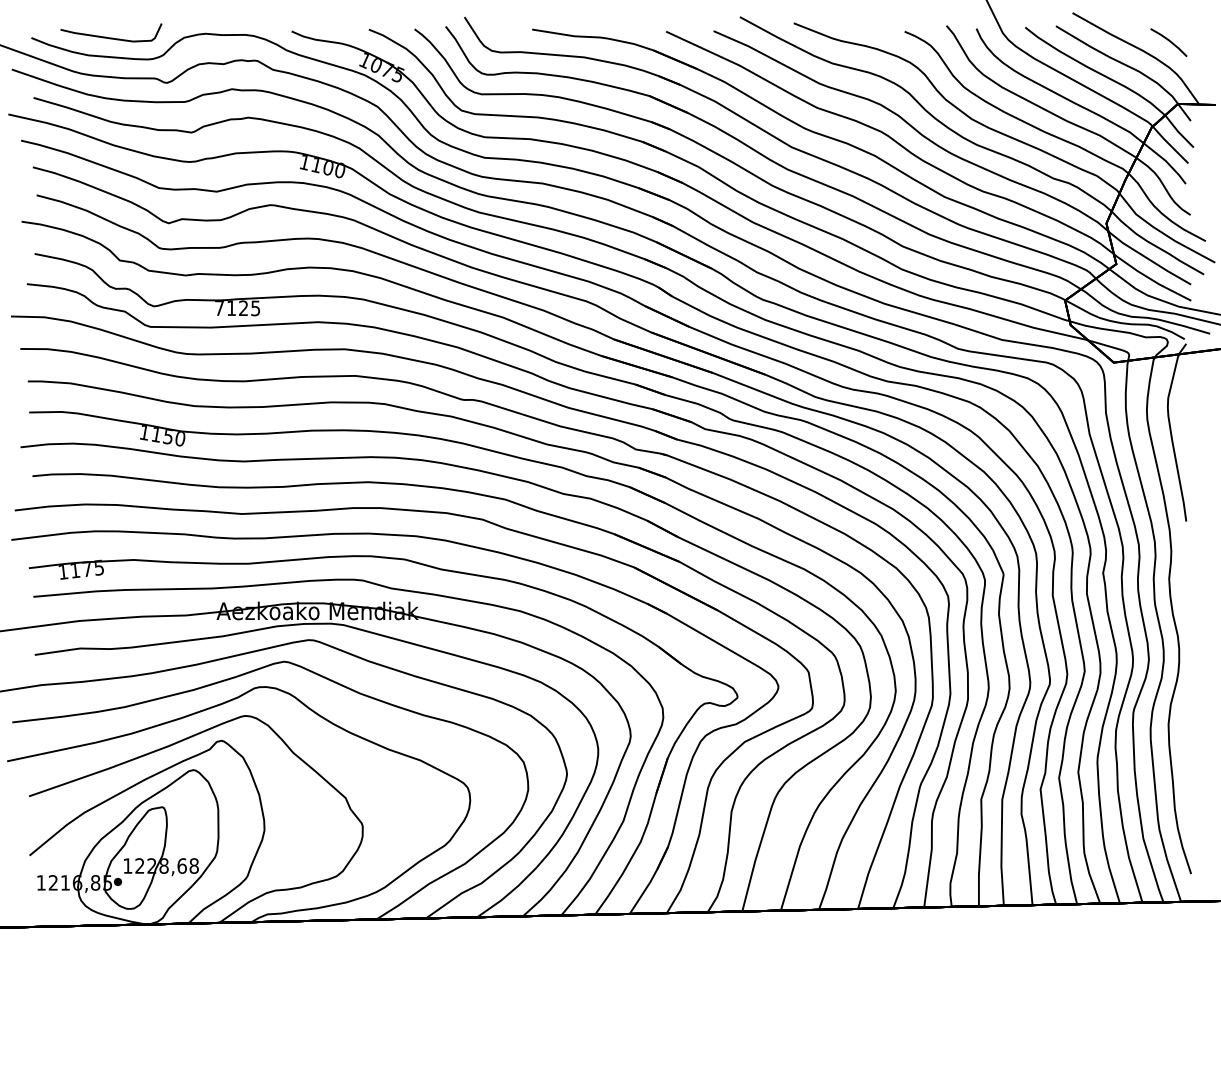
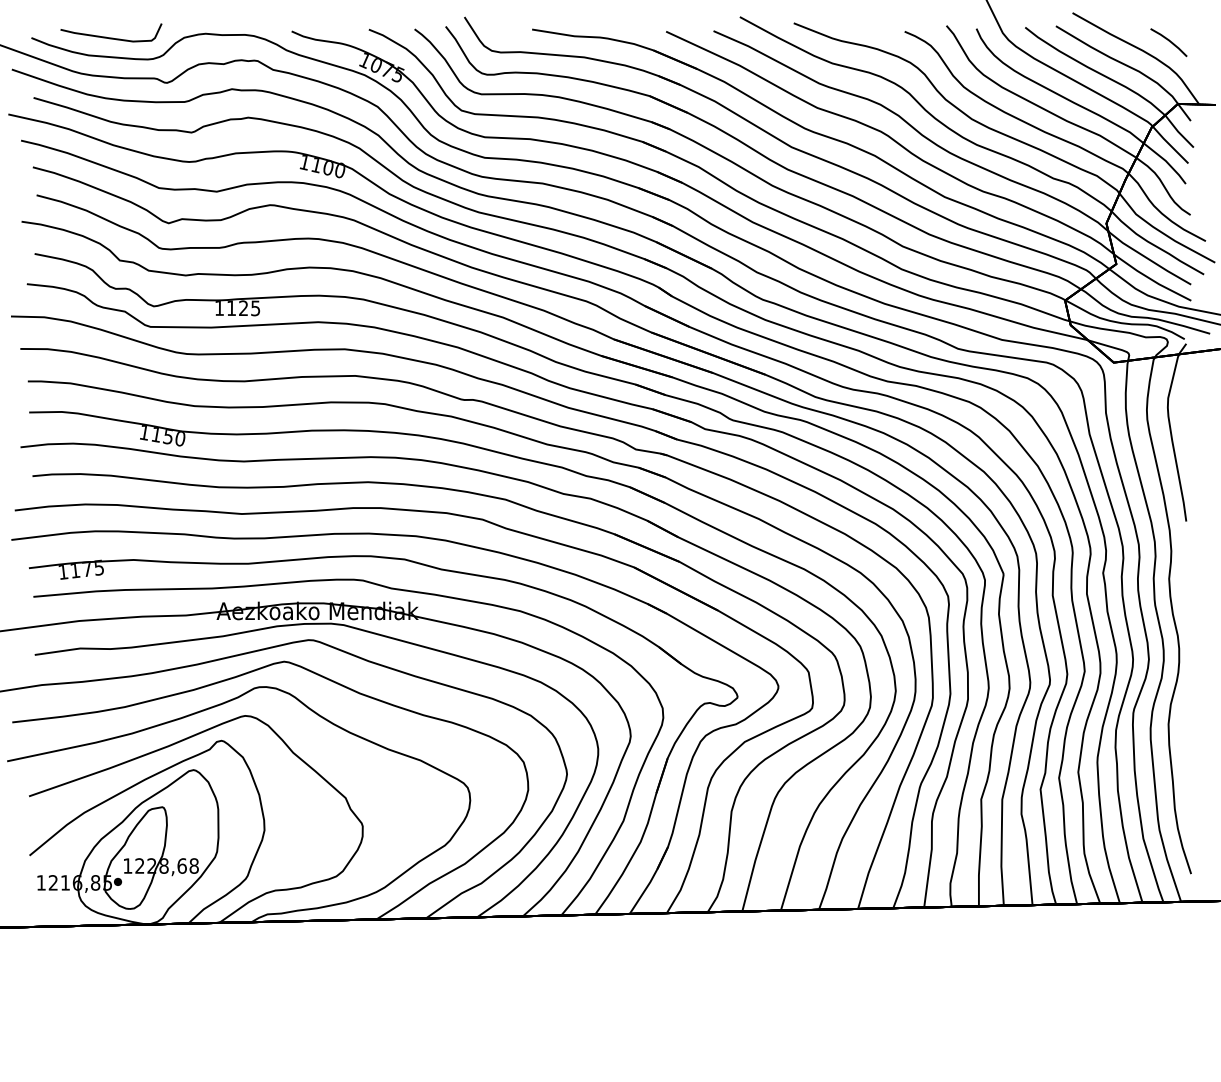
text: 7125 -> 1125 (219, 308)
